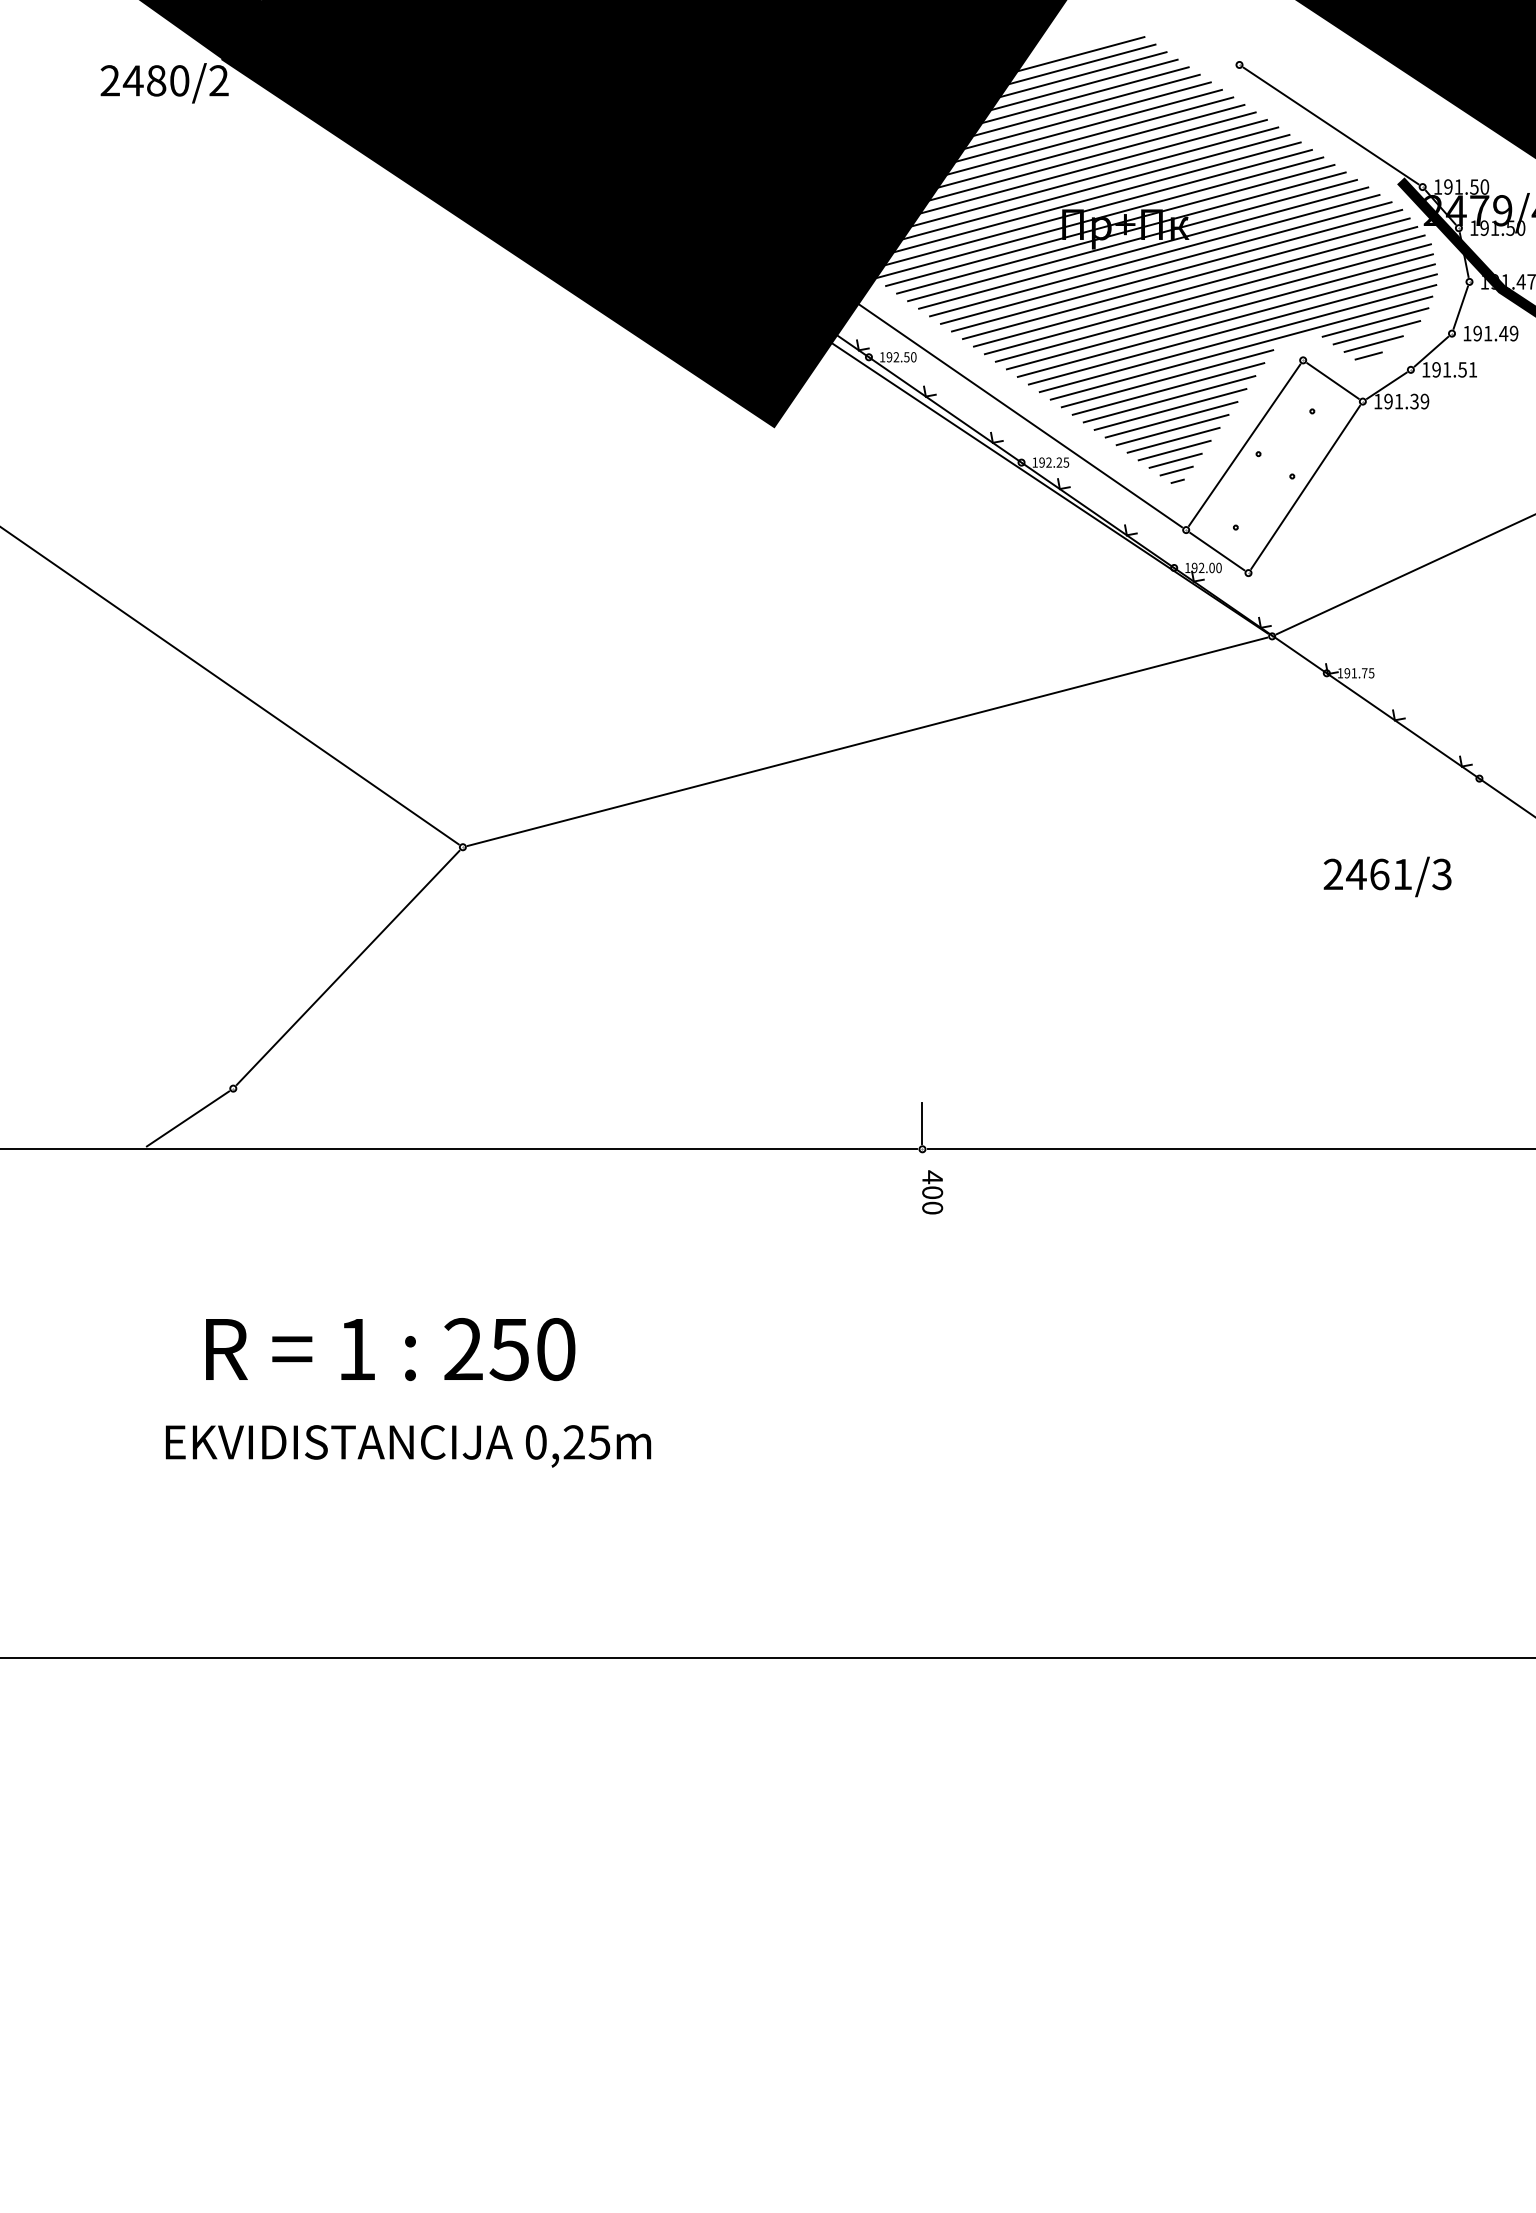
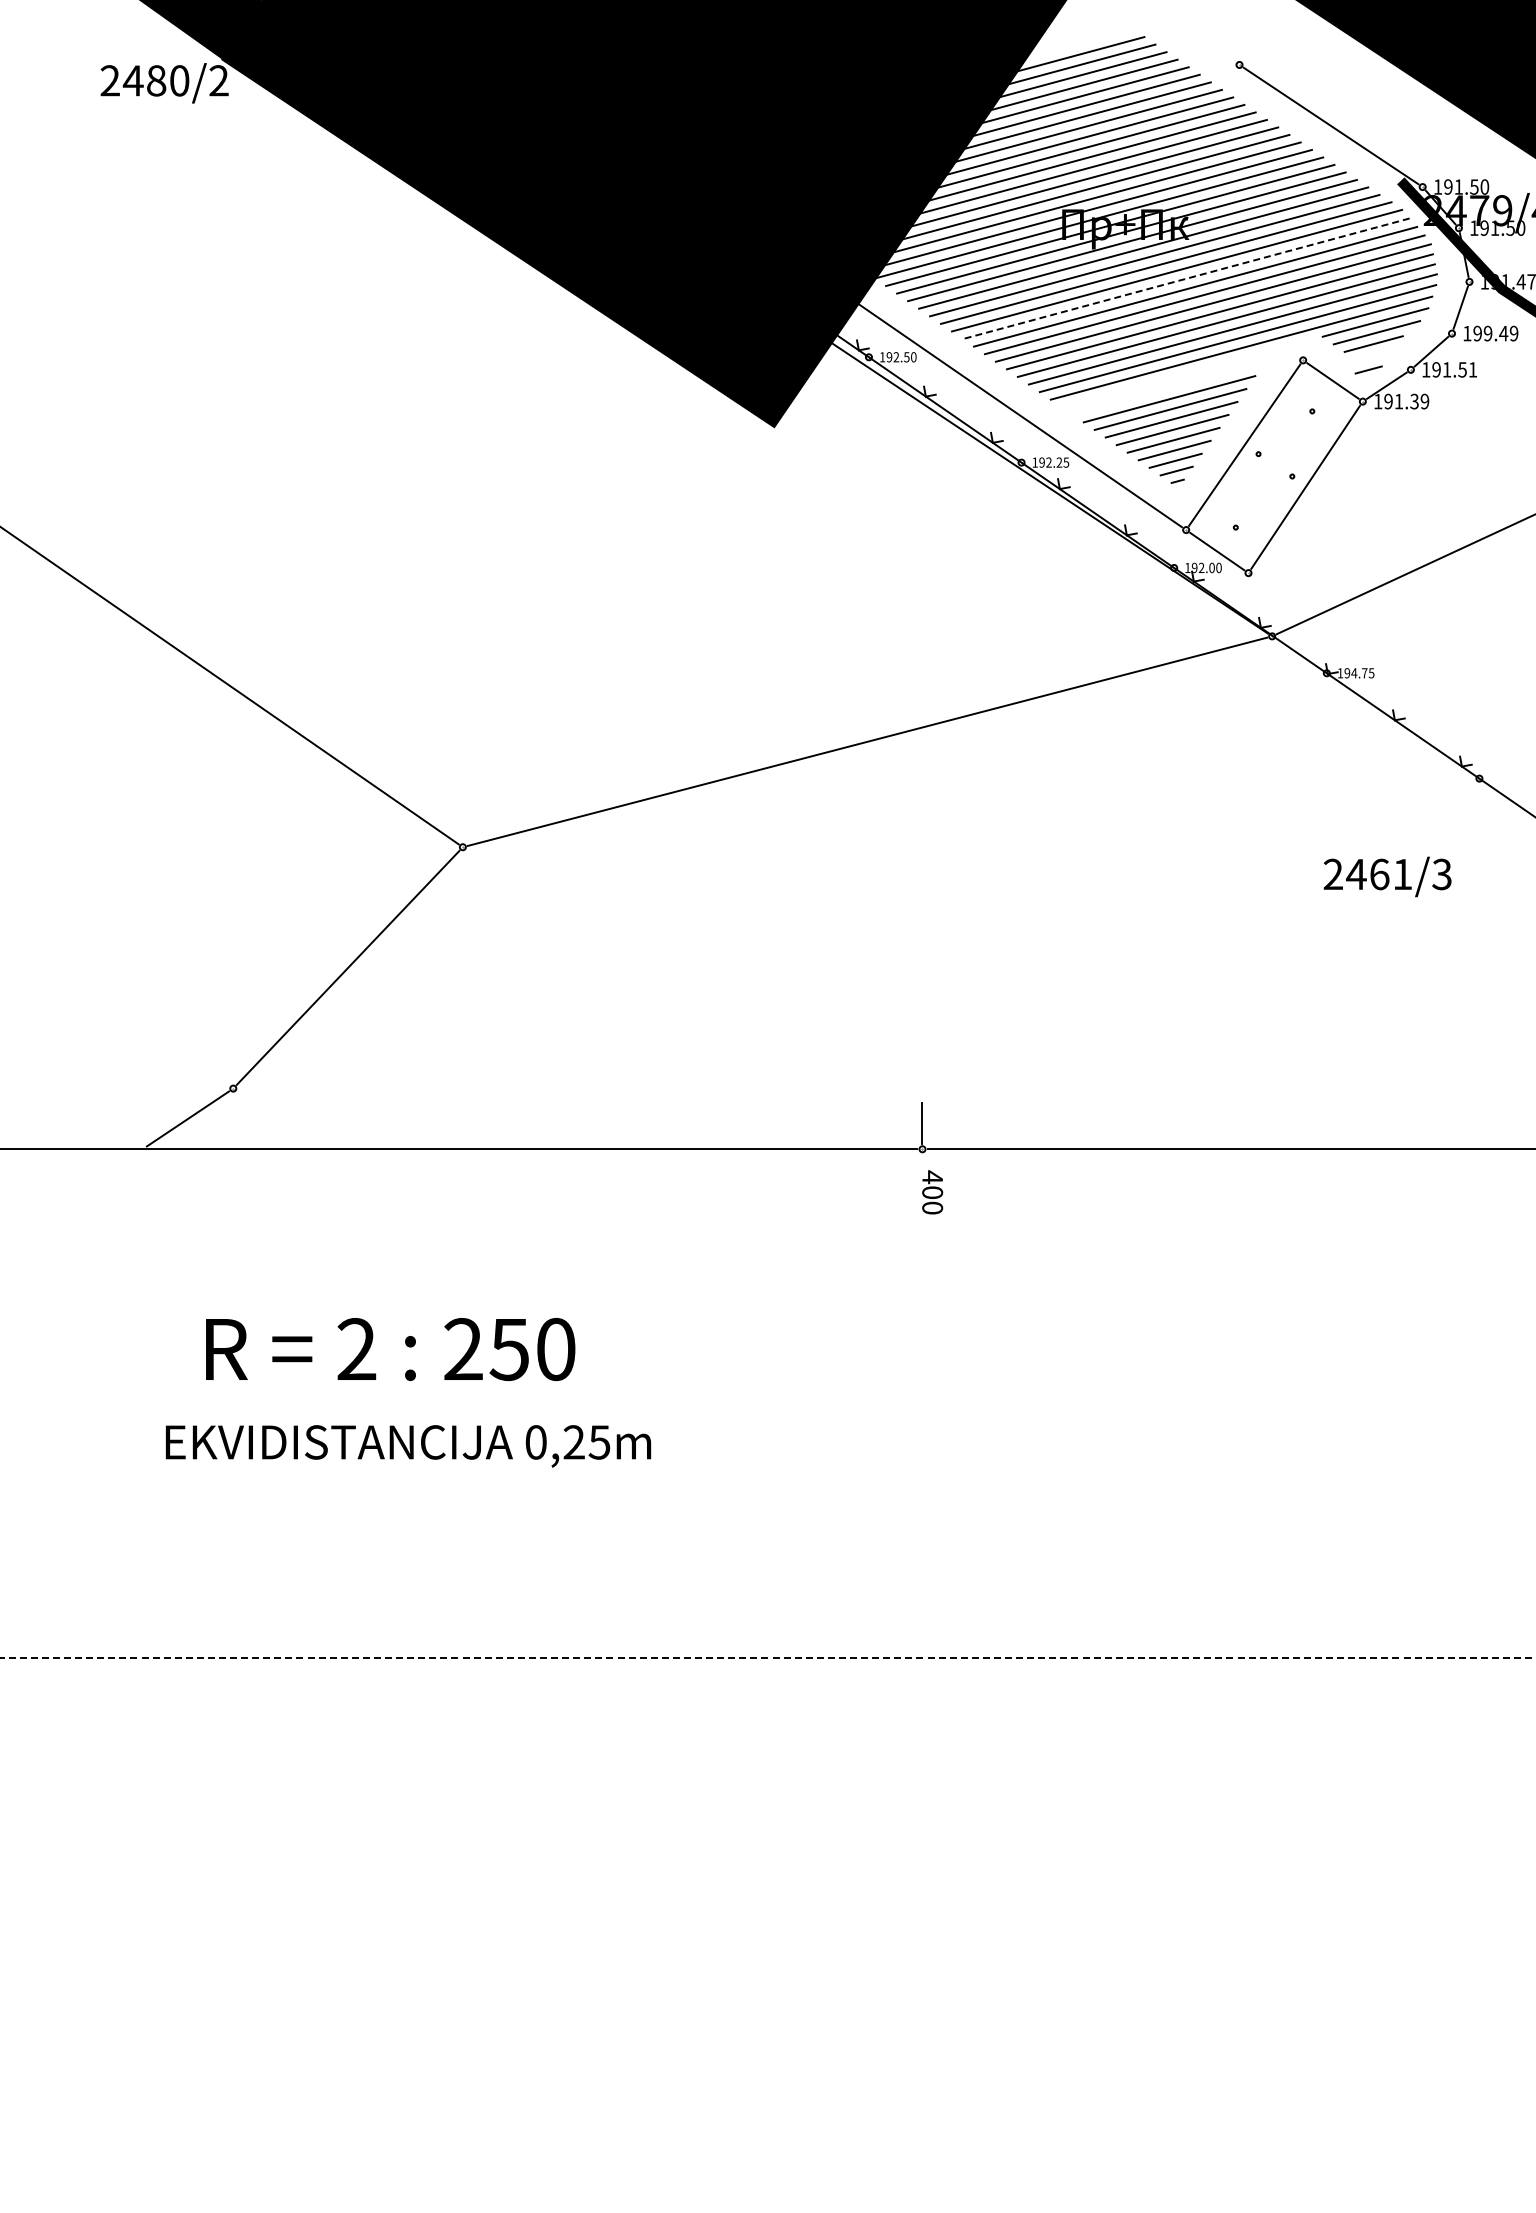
line: solid -> dashed (1185, 278)
text: 191.49 -> 199.49 (1487, 333)
line position: (1368, 355) -> (1368, 369) (1368, 369)
line: present -> none (1167, 378)
line: present -> none (1168, 388)
text: 191.75 -> 194.75 (1354, 673)
text: 1 -> 2 (356, 1348)
line: solid -> dashed (768, 1658)
